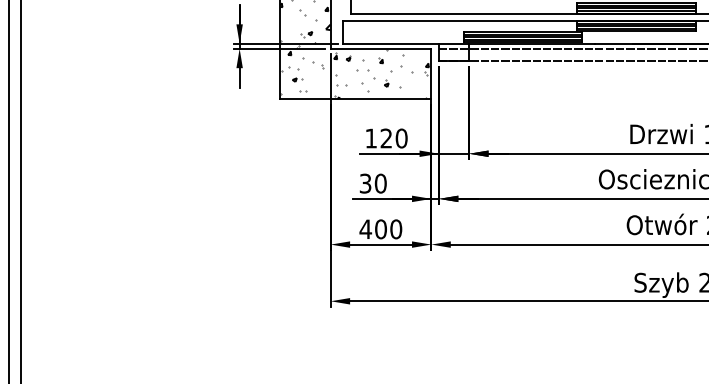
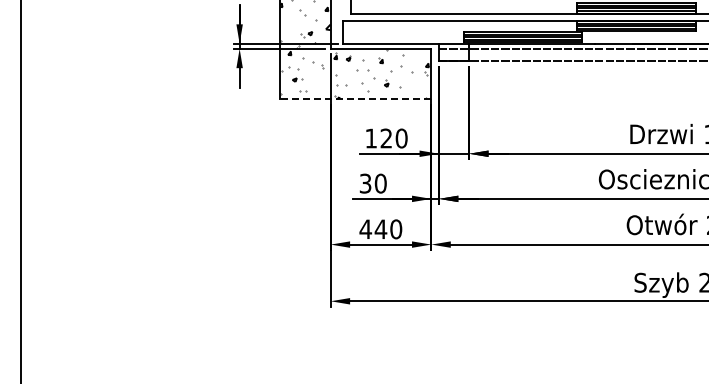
line: solid -> dashed (355, 99)
line: present -> none (9, 191)
text: 400 -> 440 (380, 229)
